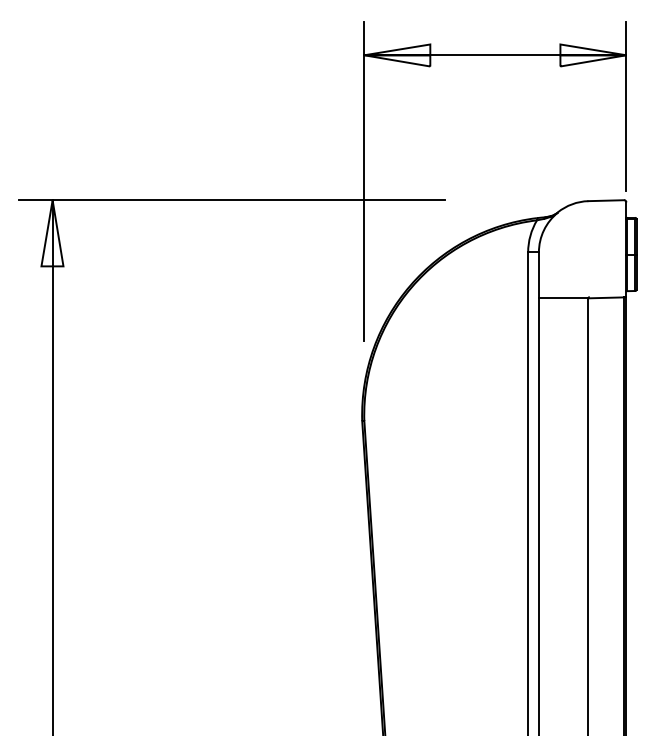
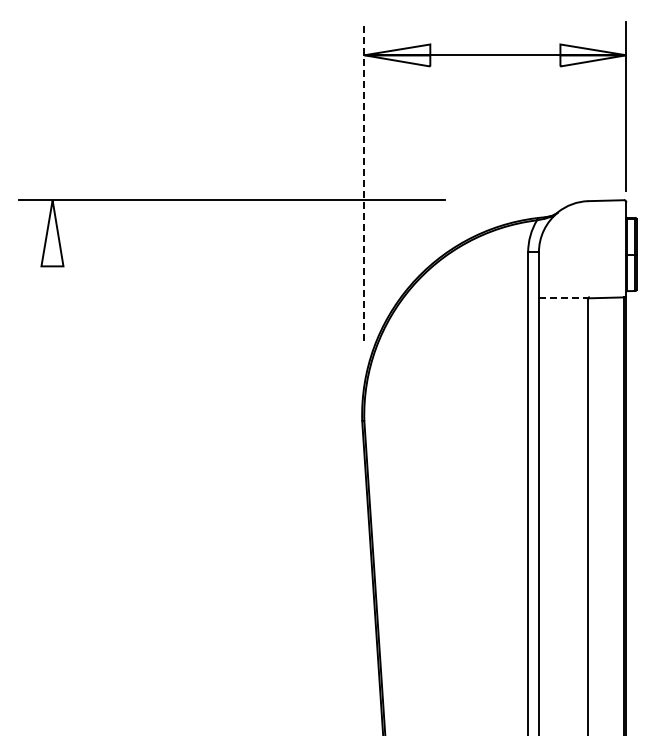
line: solid -> dashed (364, 181)
line: solid -> dashed (563, 298)
line: present -> none (52, 466)
